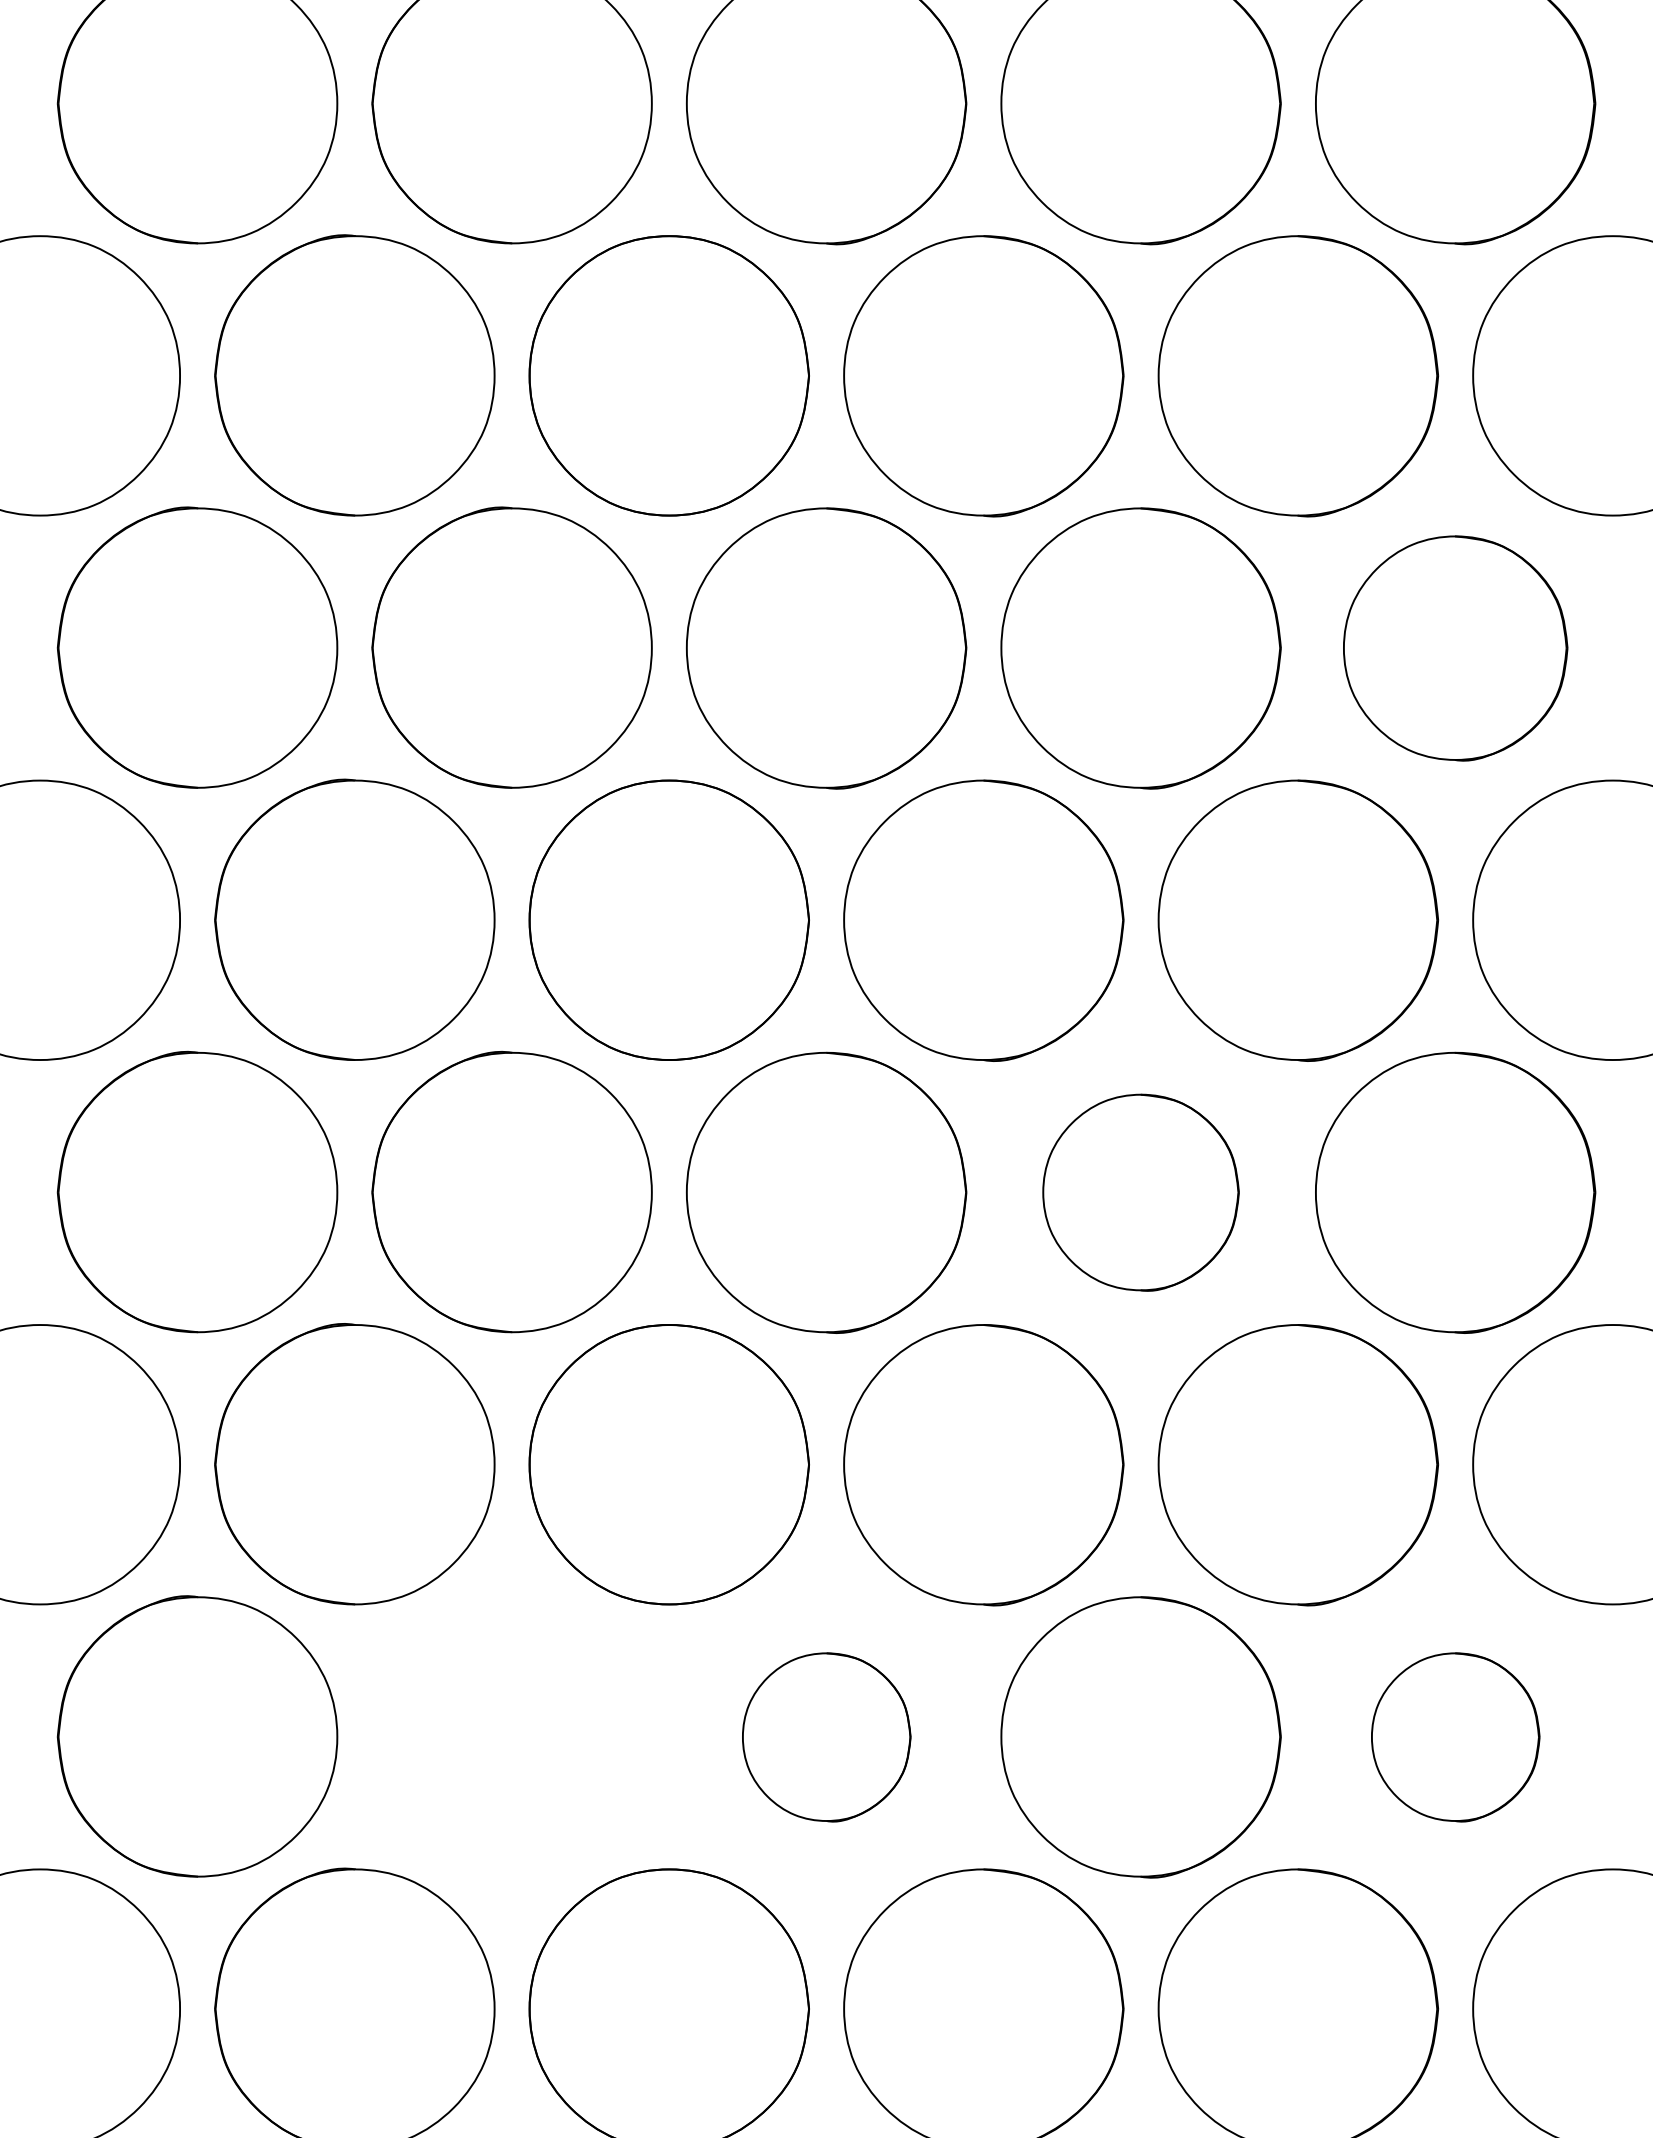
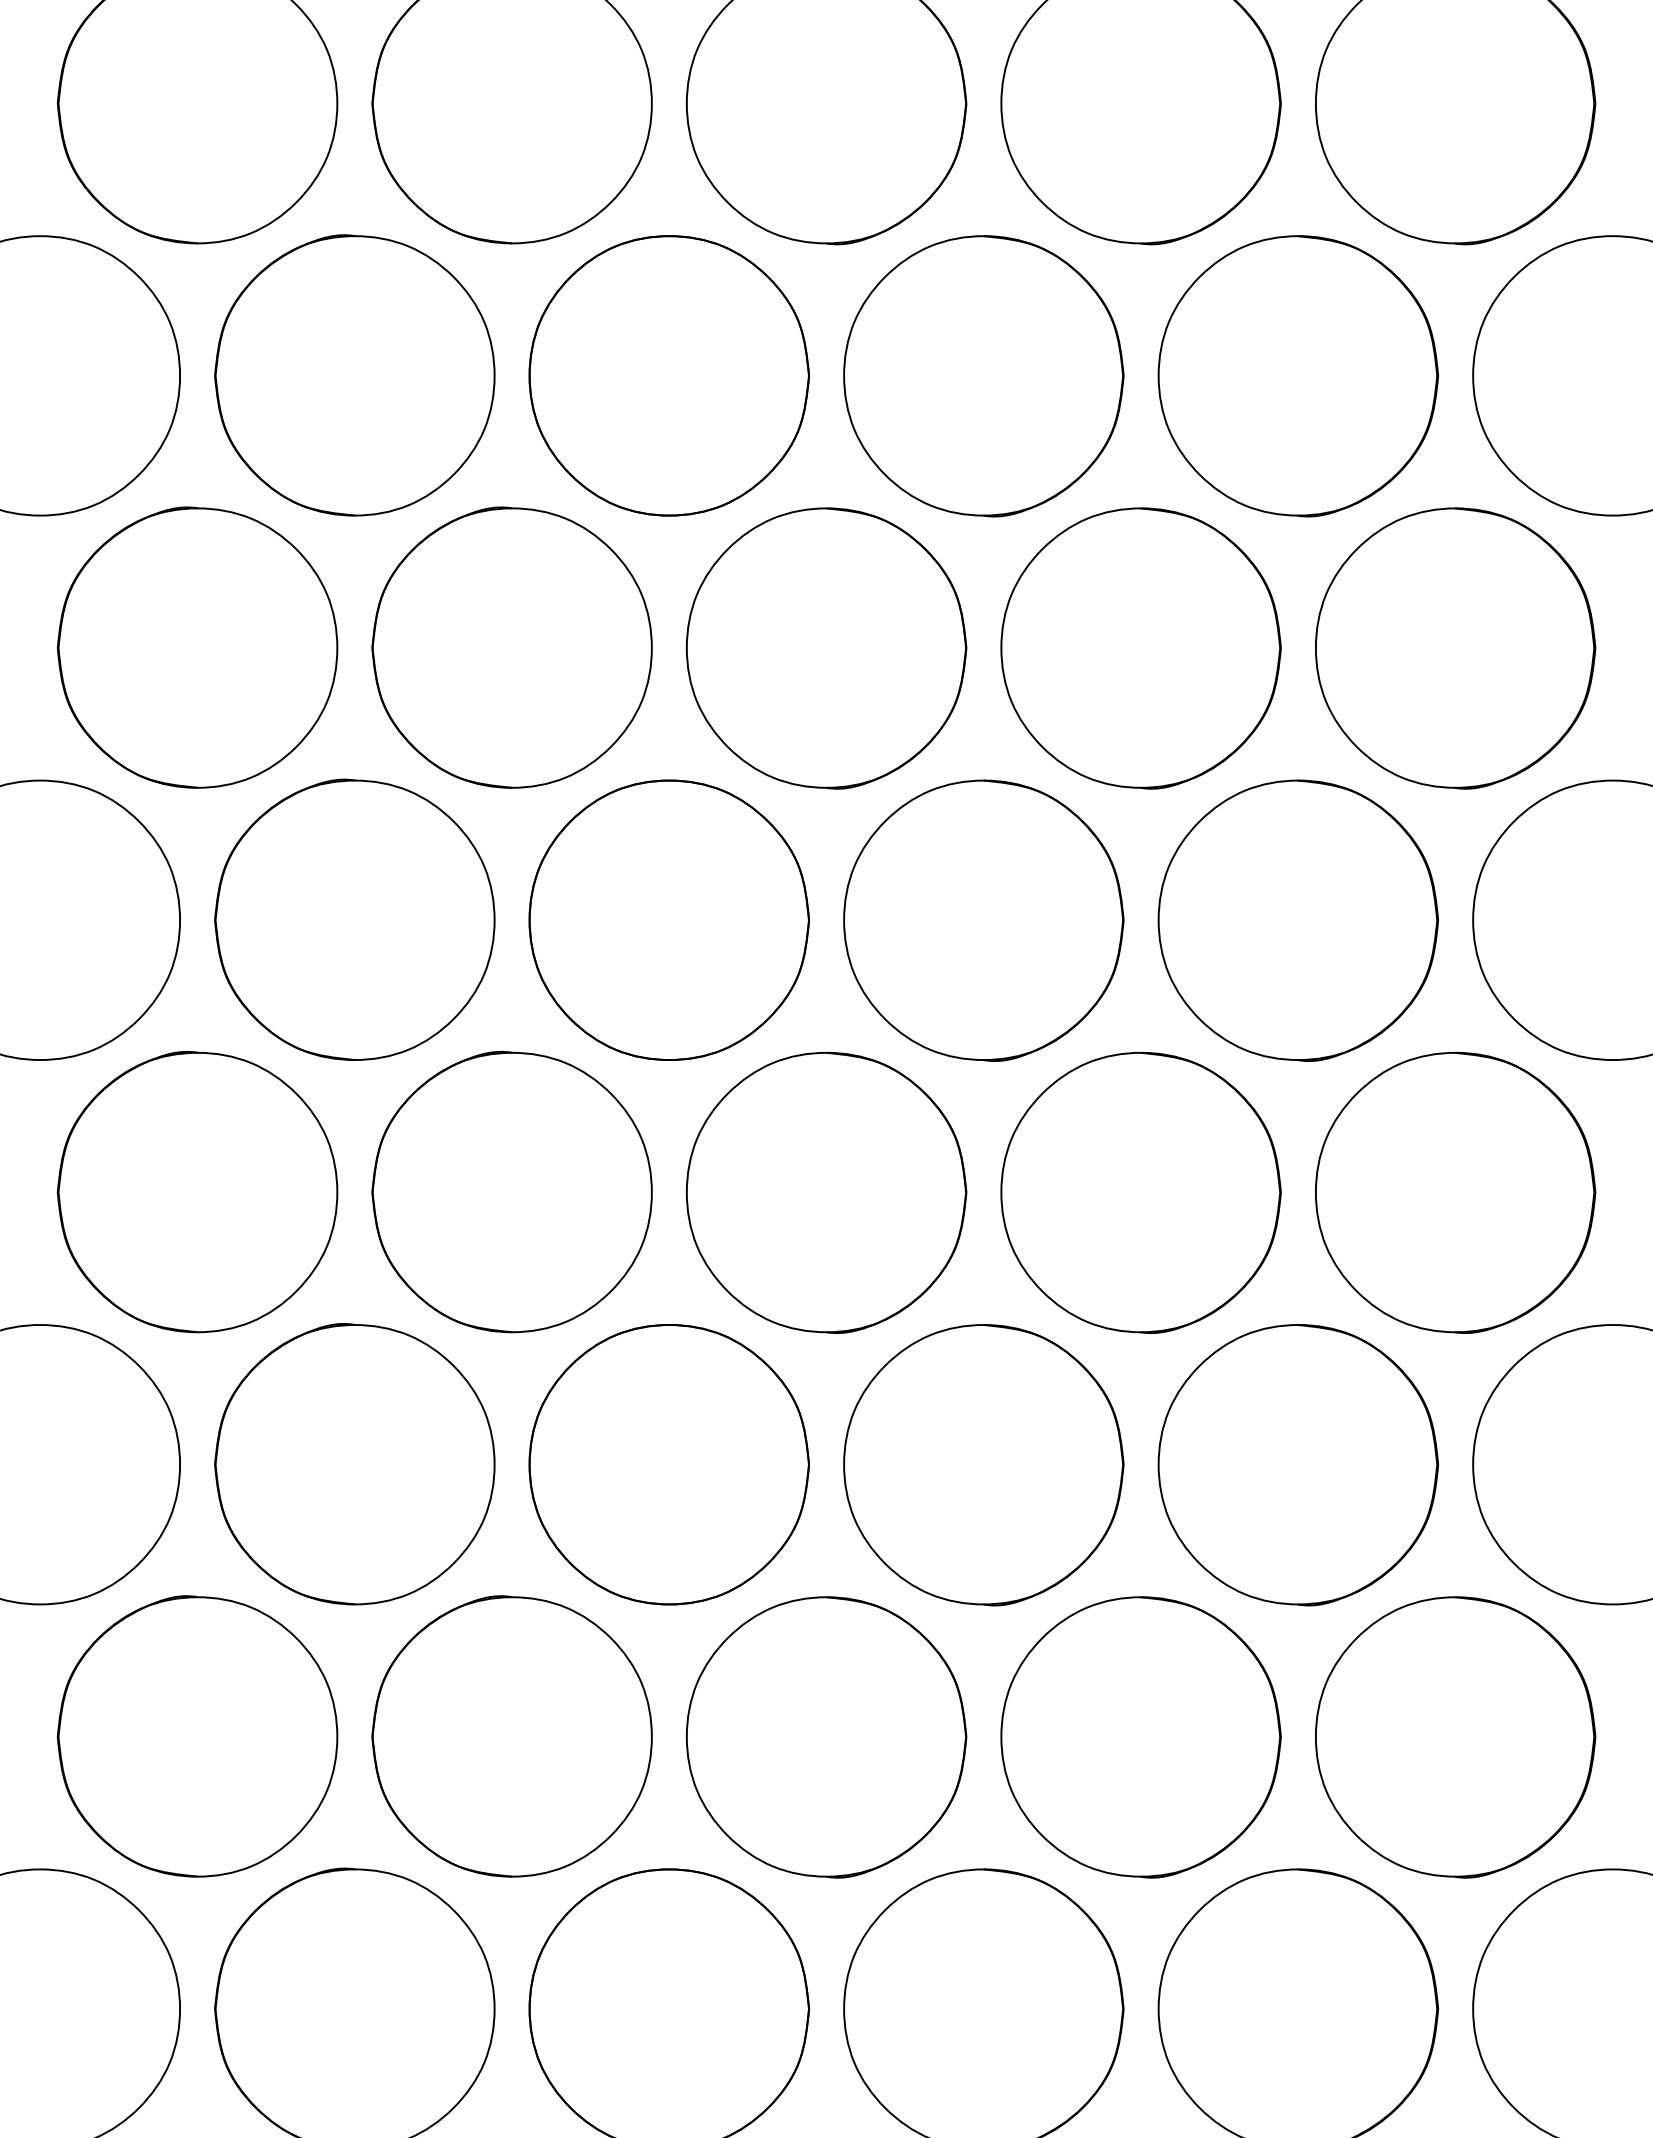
part size: 226x227 px -> 282x283 px (1455, 648)
part size: 198x199 px -> 282x283 px (1140, 1192)
part: none -> present (511, 1736)
part size: 170x171 px -> 282x283 px (826, 1737)
part size: 170x171 px -> 282x283 px (1455, 1737)
